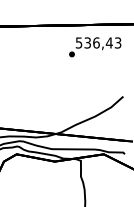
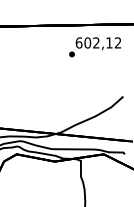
text: 536,43 -> 602,12 (98, 42)
